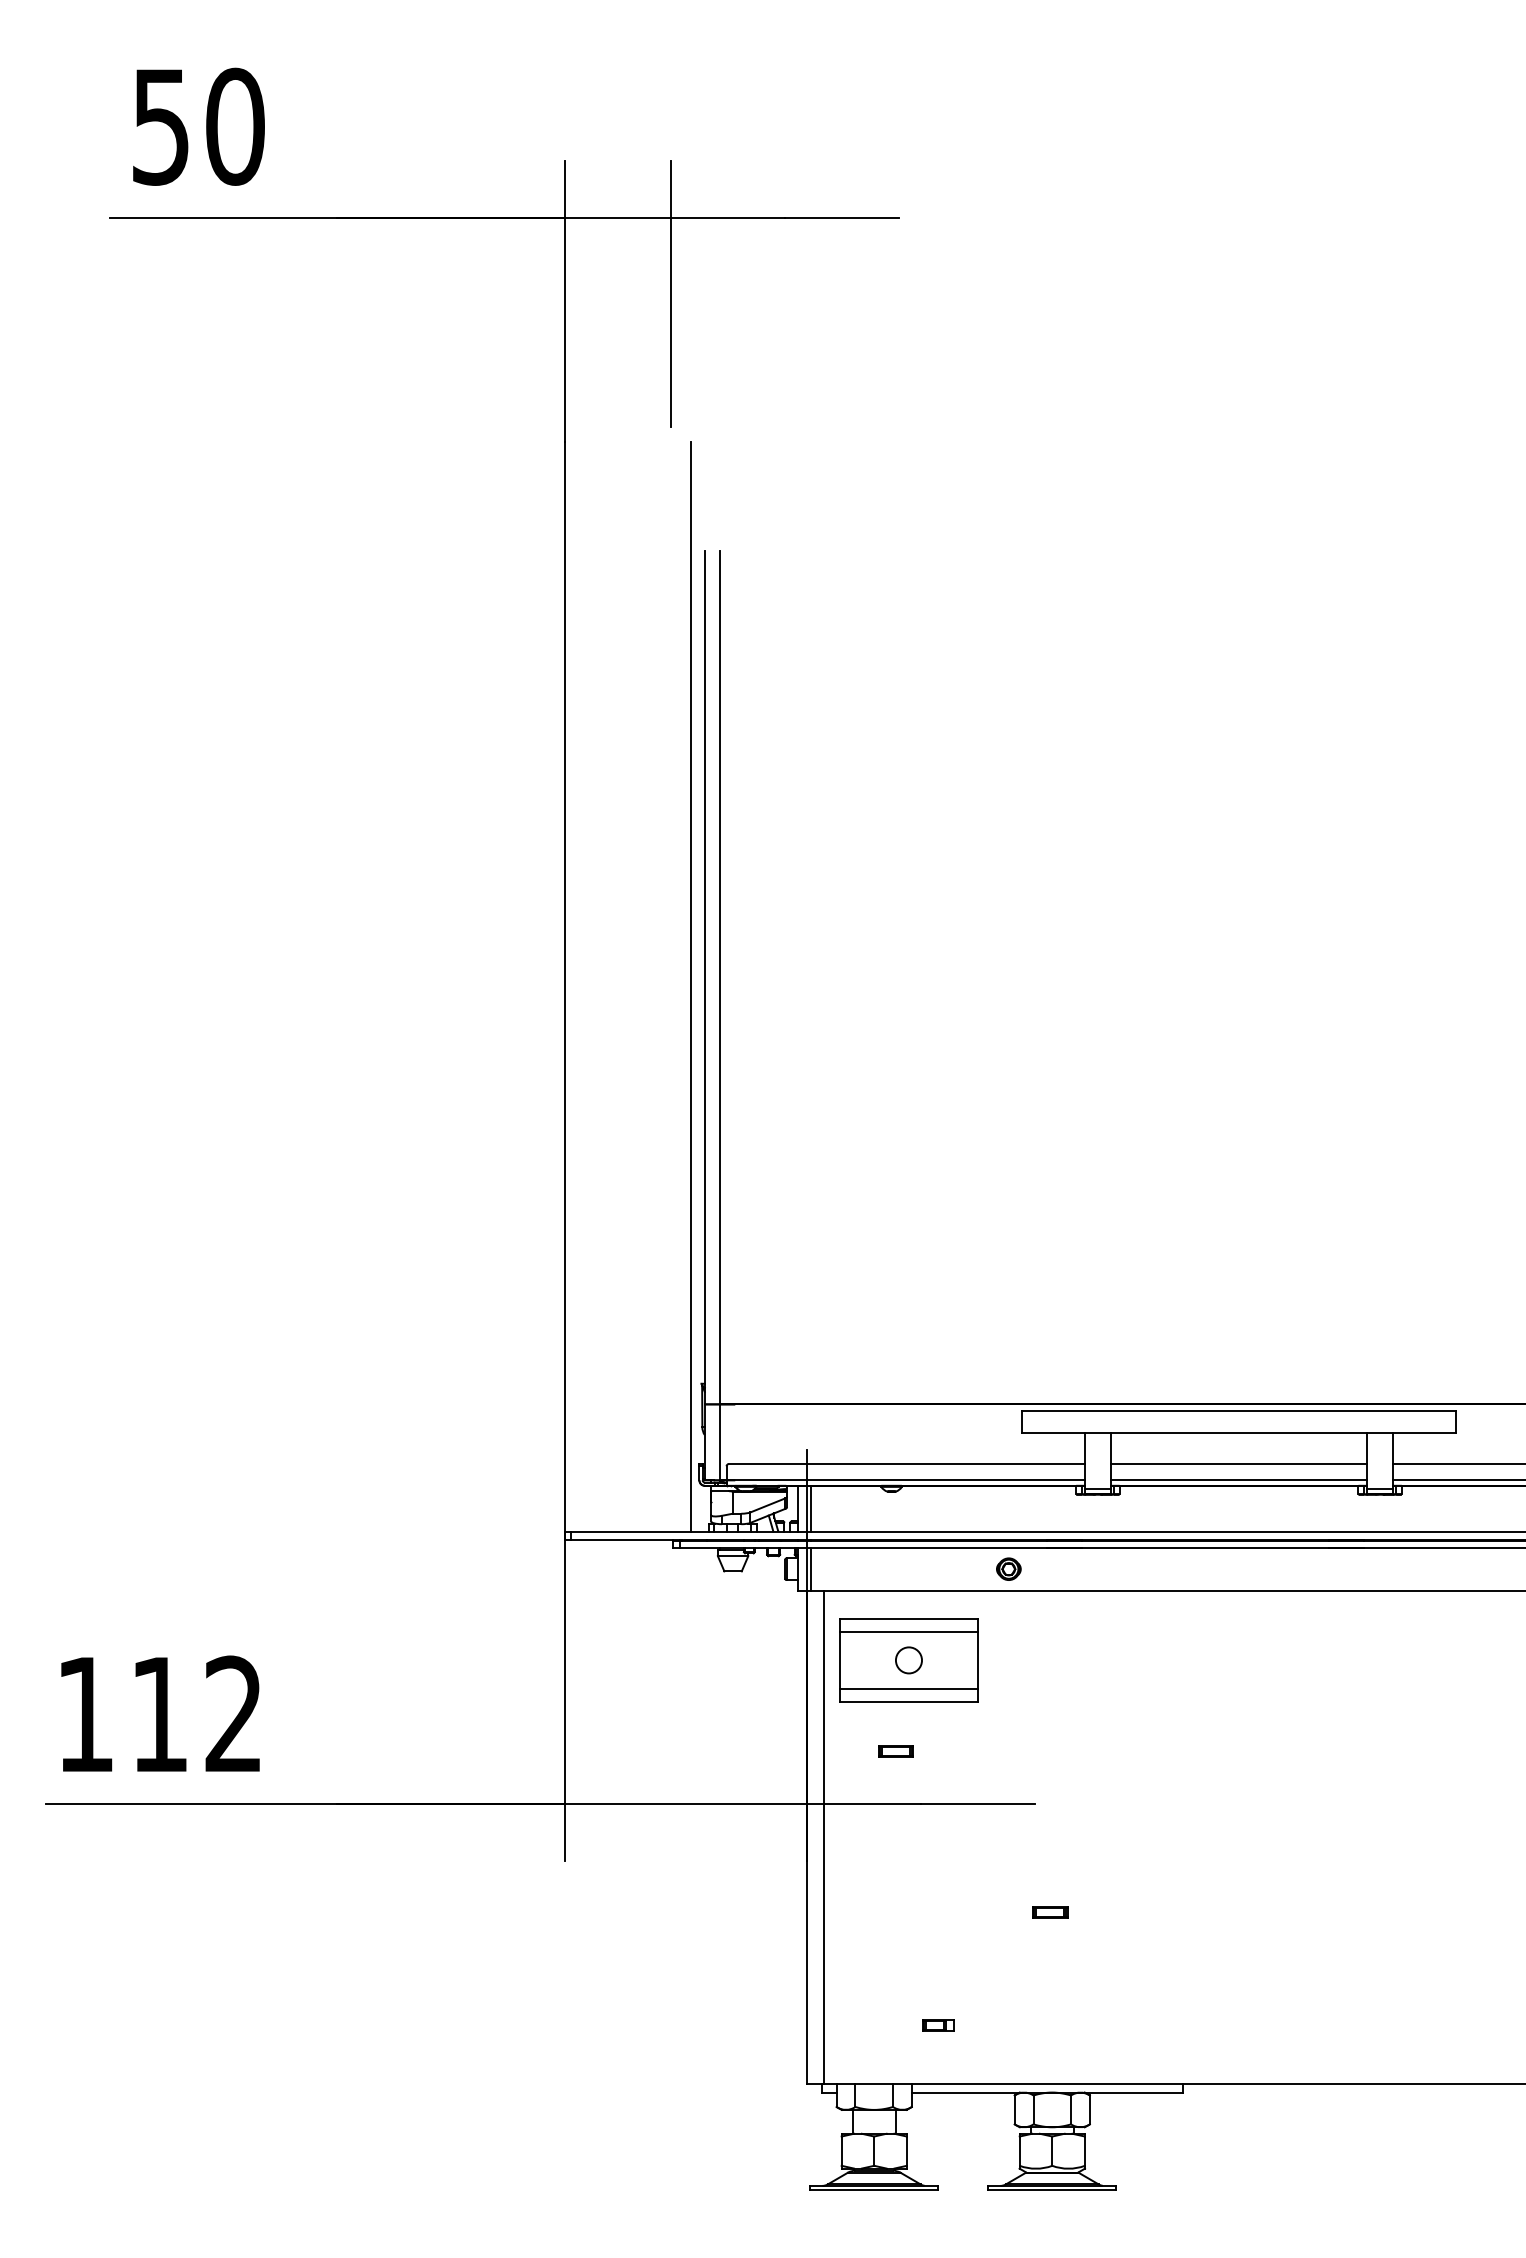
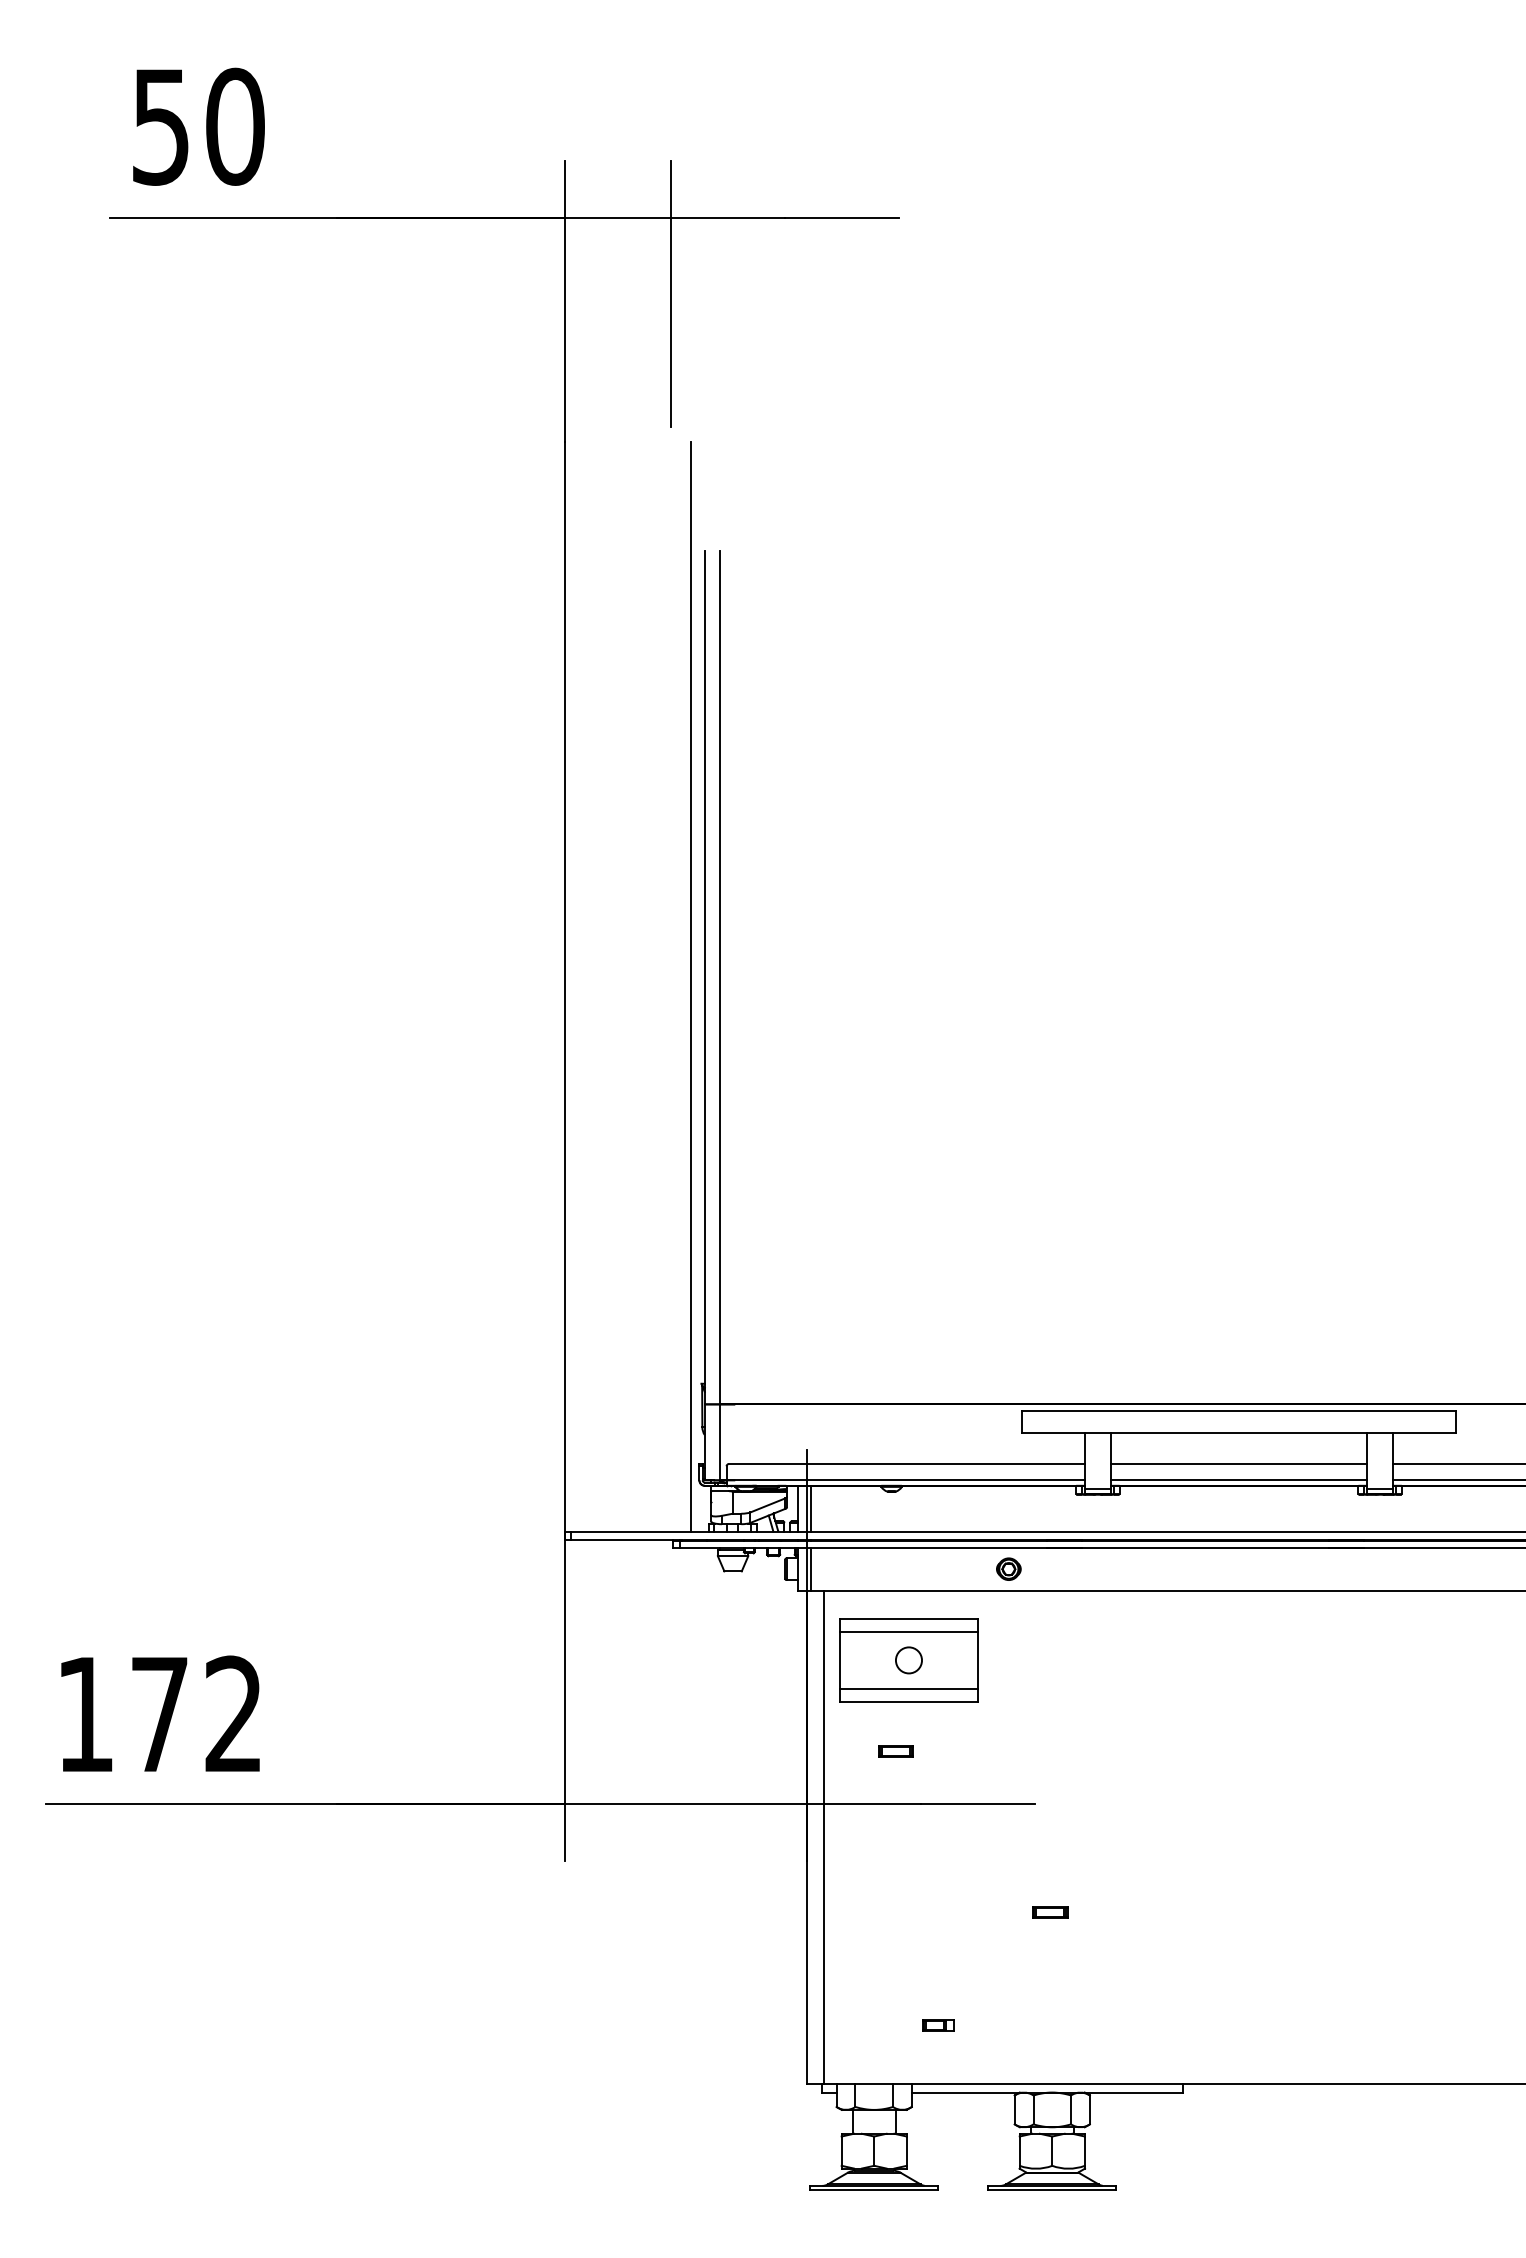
text: 112 -> 172 (159, 1714)
